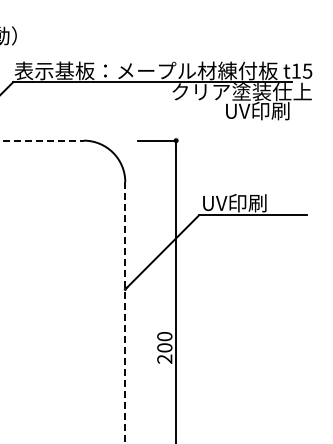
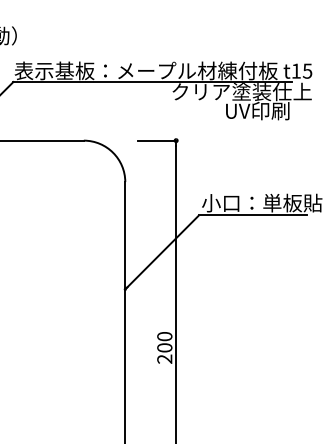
line: dashed -> solid (42, 140)
text: UV印刷 -> 小口：単板貼 (262, 202)
line: dashed -> solid (125, 312)
